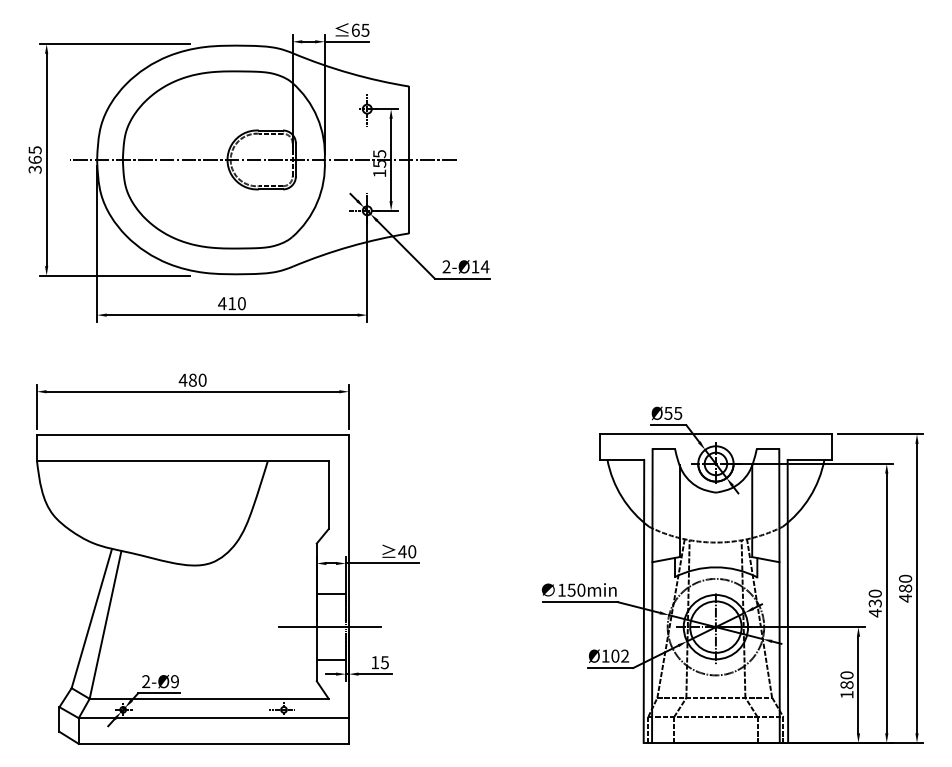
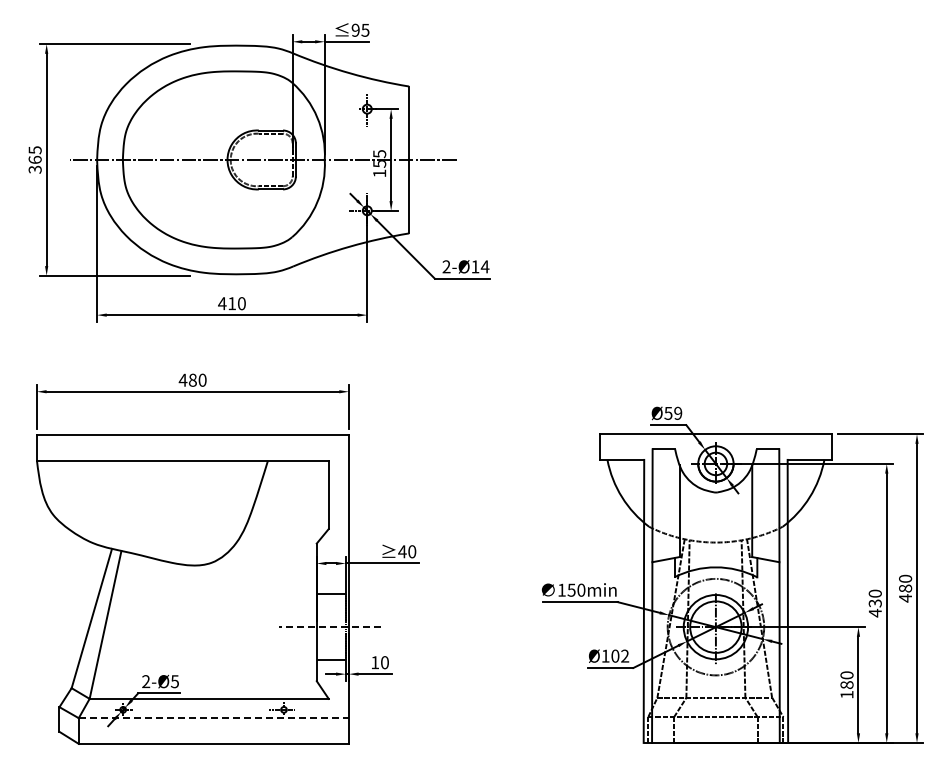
text: 65 -> 95 (355, 29)
text: Ø55 -> Ø59 (678, 412)
line: solid -> dashed (329, 627)
text: 15 -> 10 (384, 662)
text: 2-Ø9 -> 2-Ø5 (174, 681)
line: solid -> dashed (214, 718)
